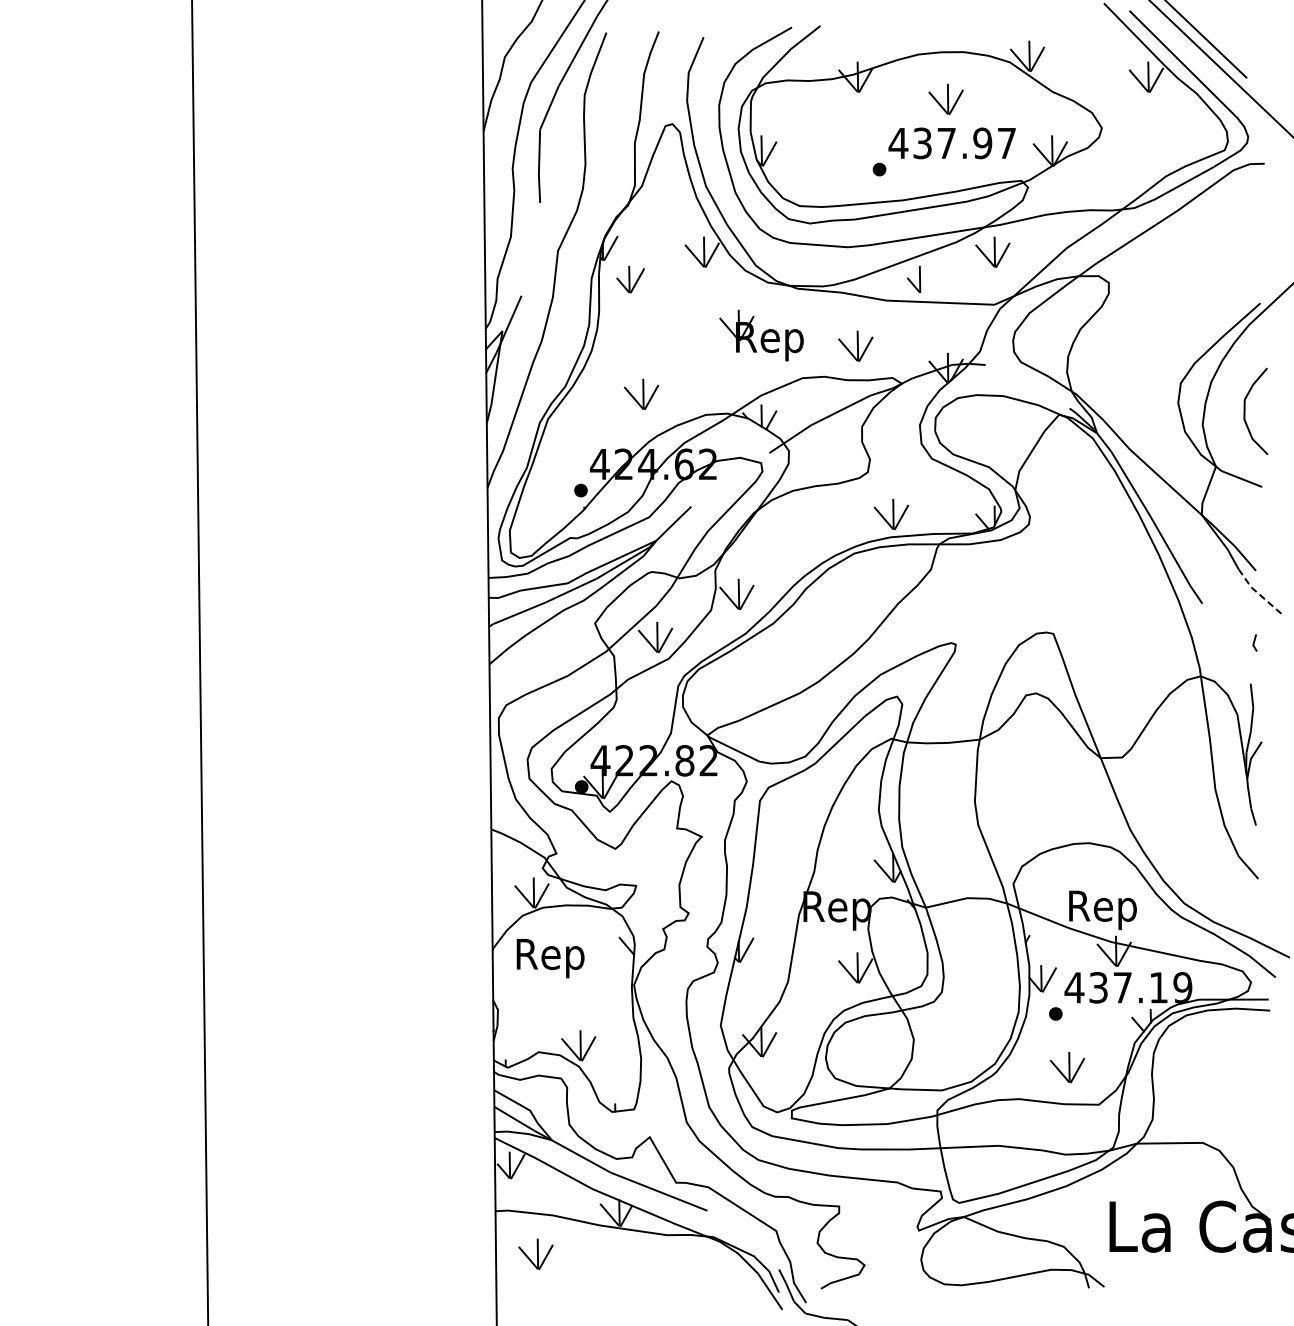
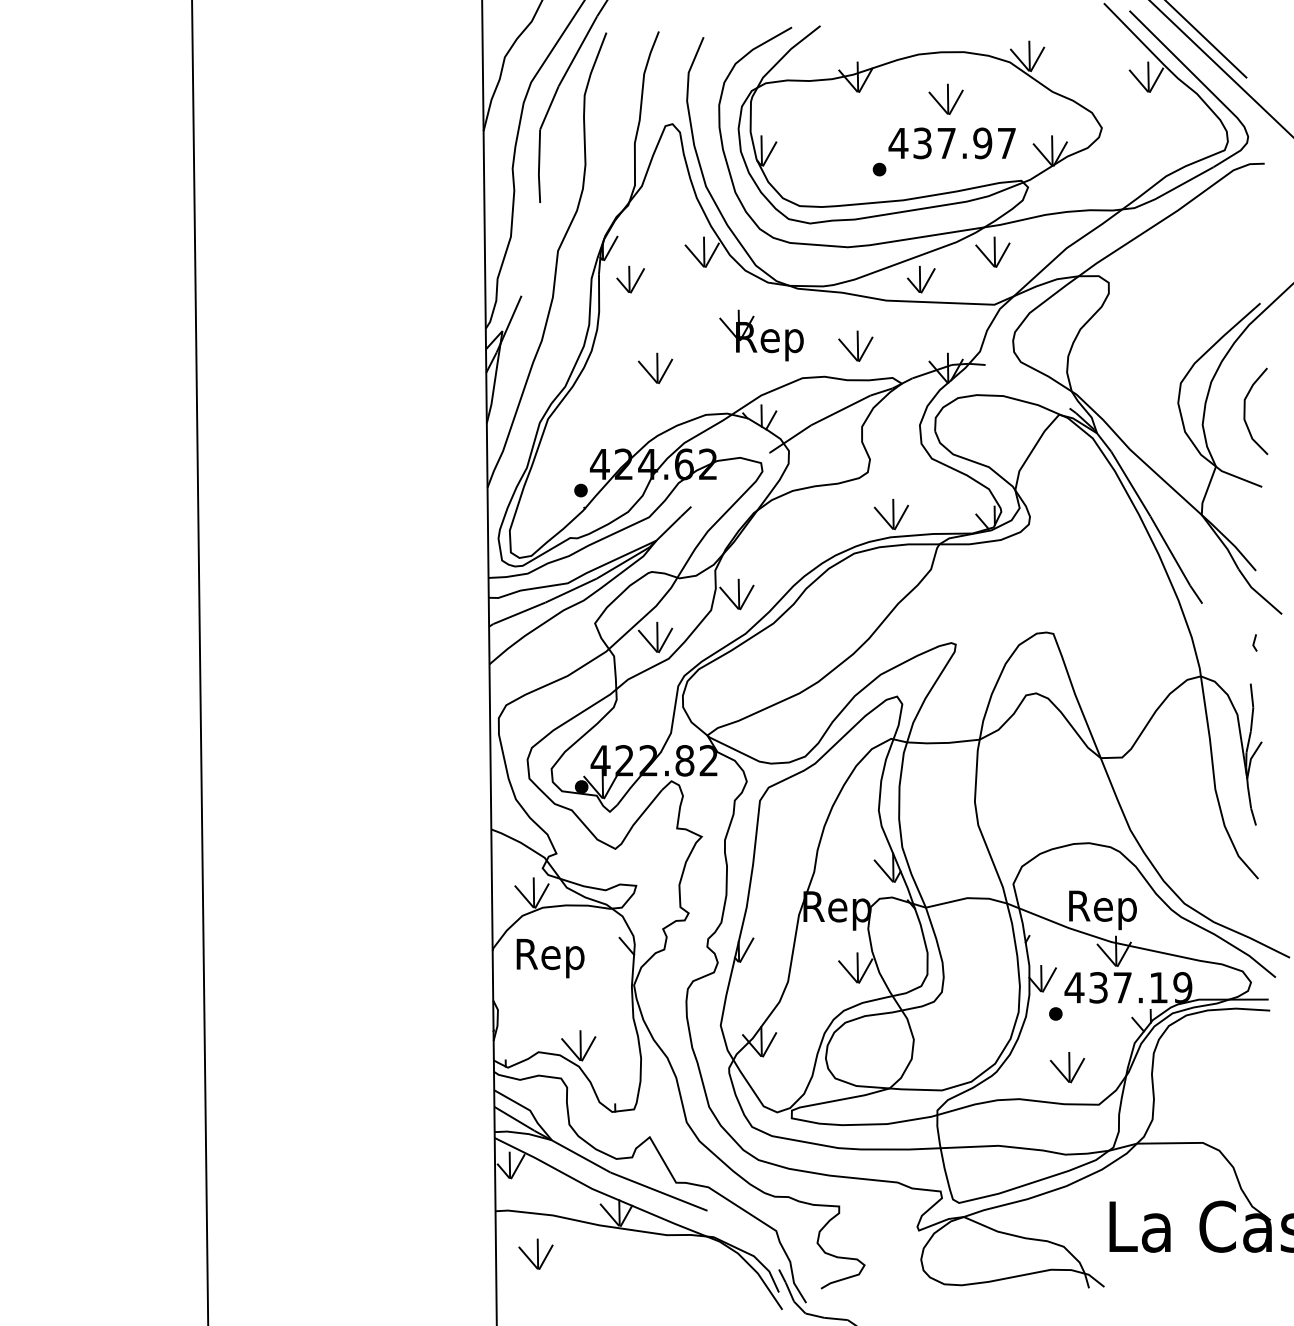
line: none -> present (927, 280)
part position: (641, 394) -> (655, 368) (655, 368)
line: dashed -> solid (1258, 593)
